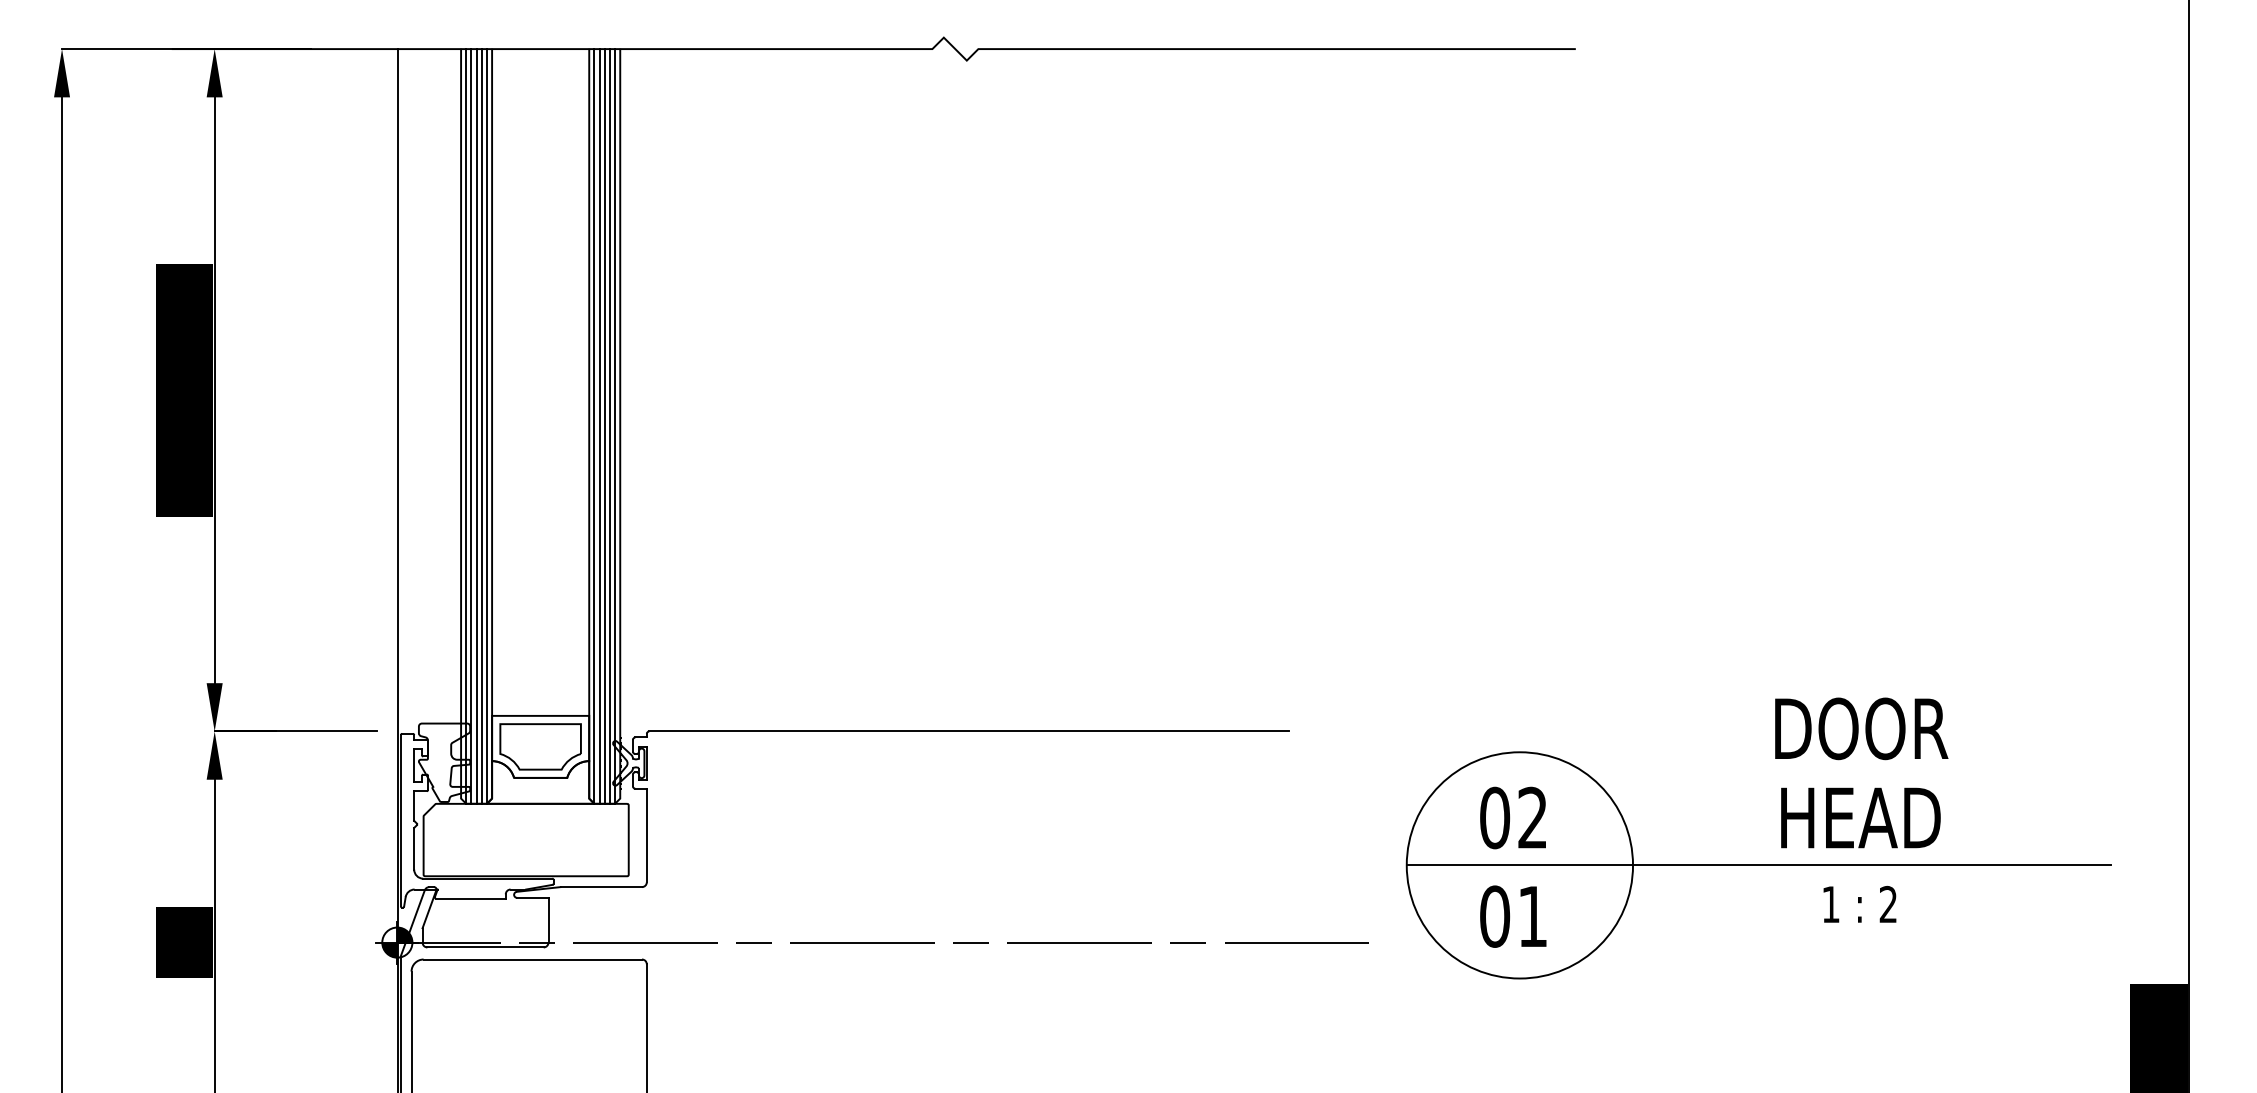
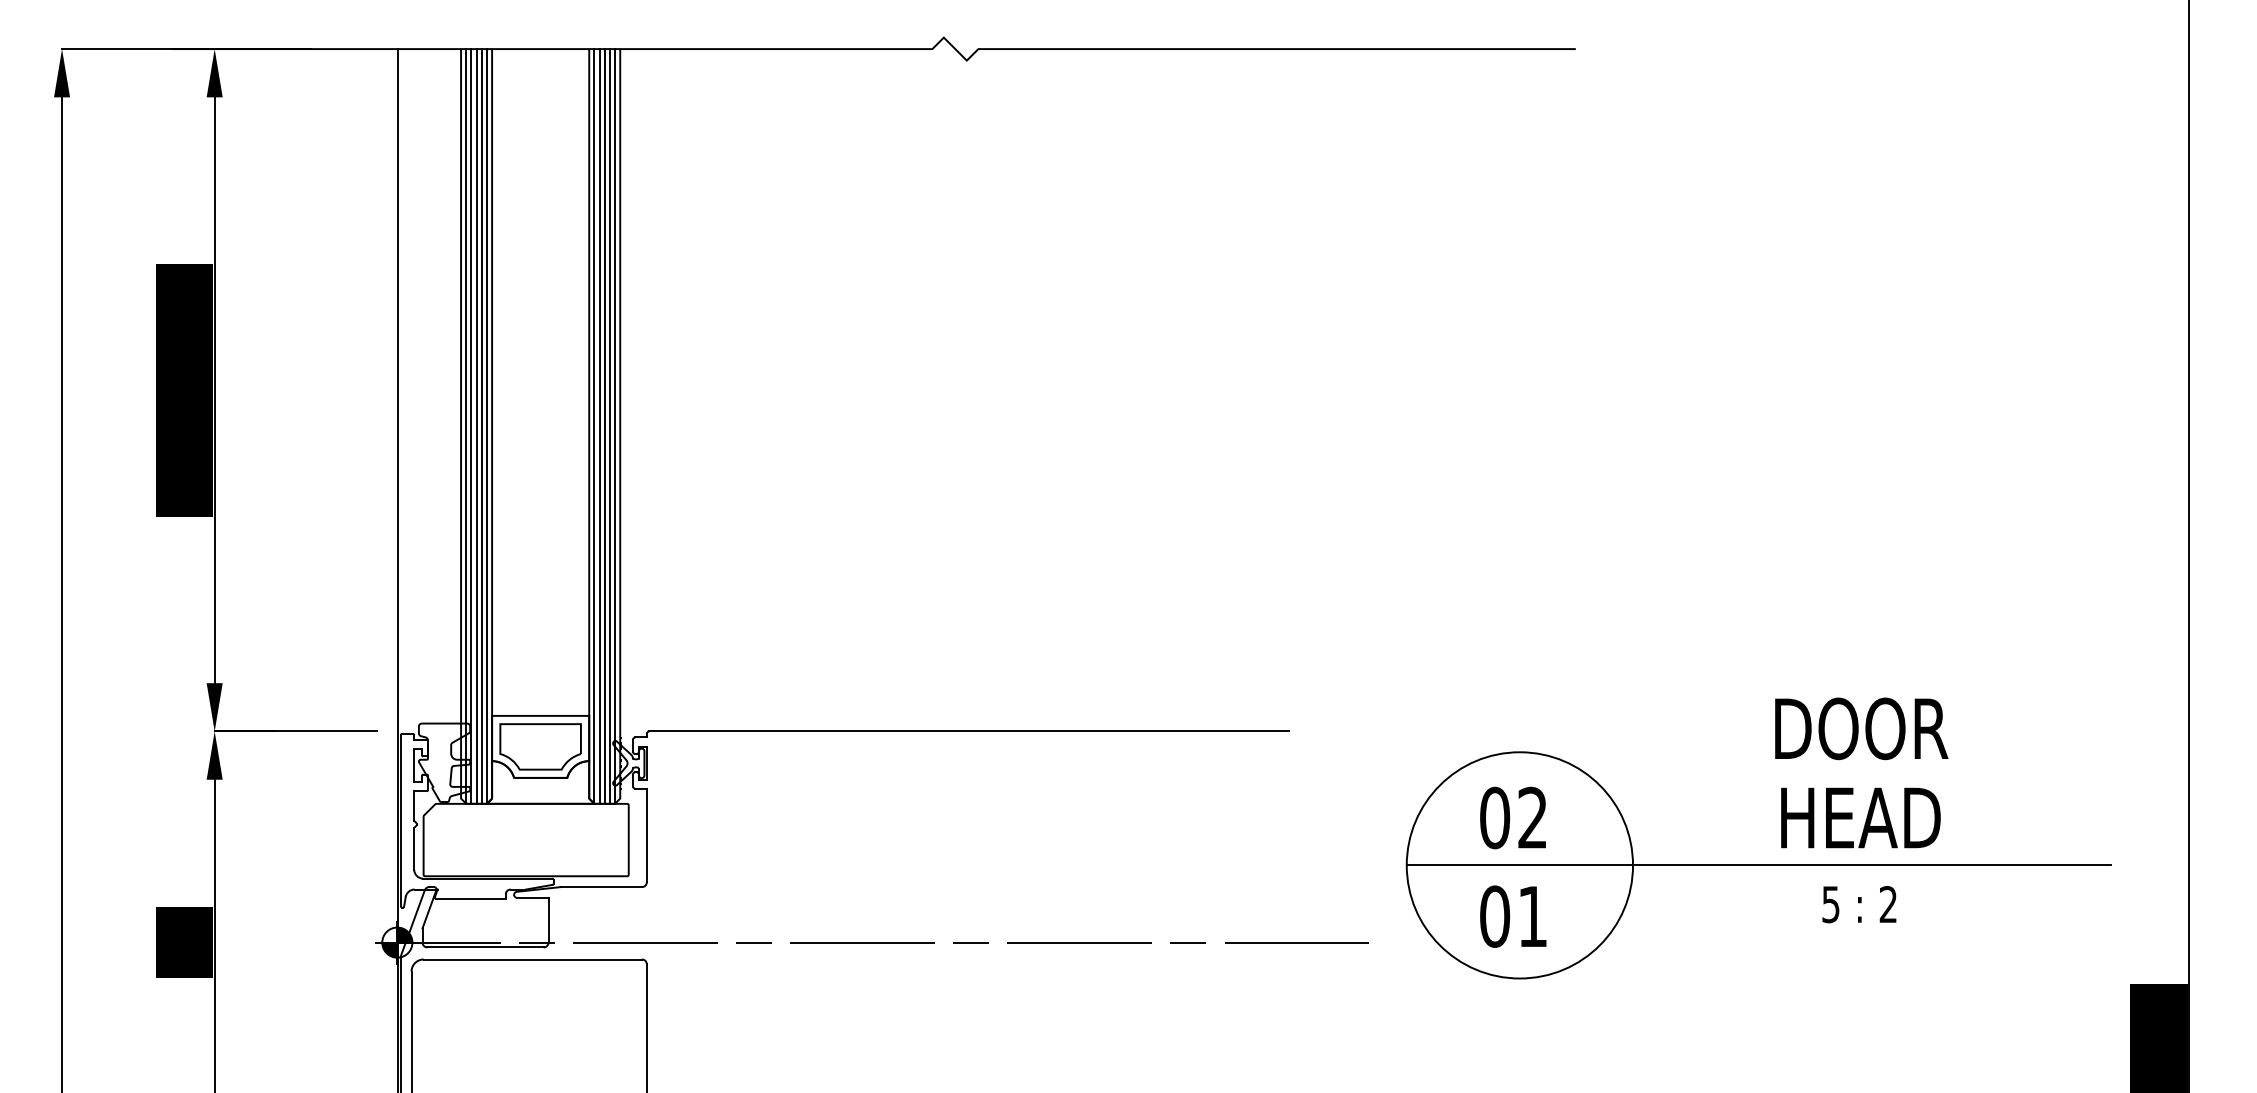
text: 1 -> 5 (1830, 904)
